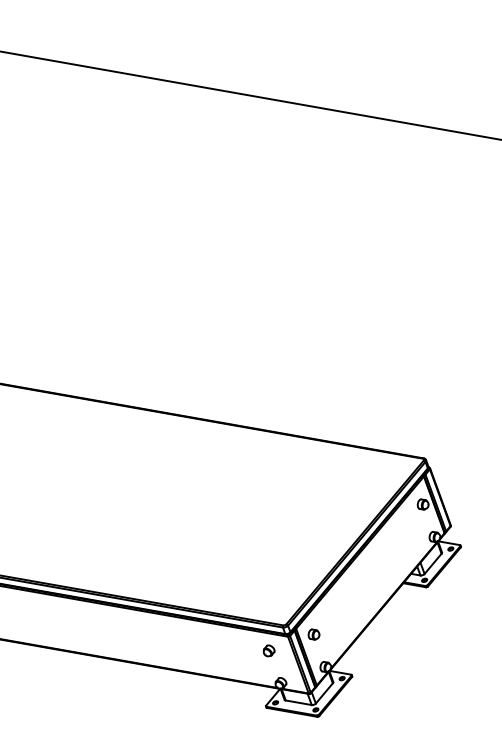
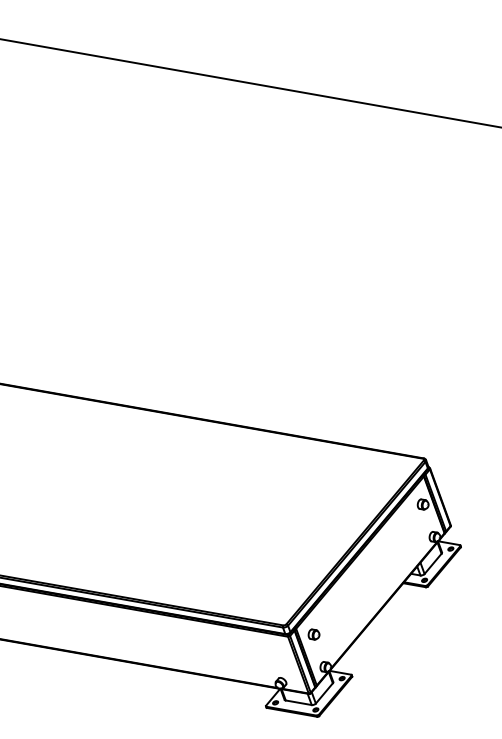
line position: (250, 95) -> (250, 83) (250, 83)
part: present -> none (268, 650)
